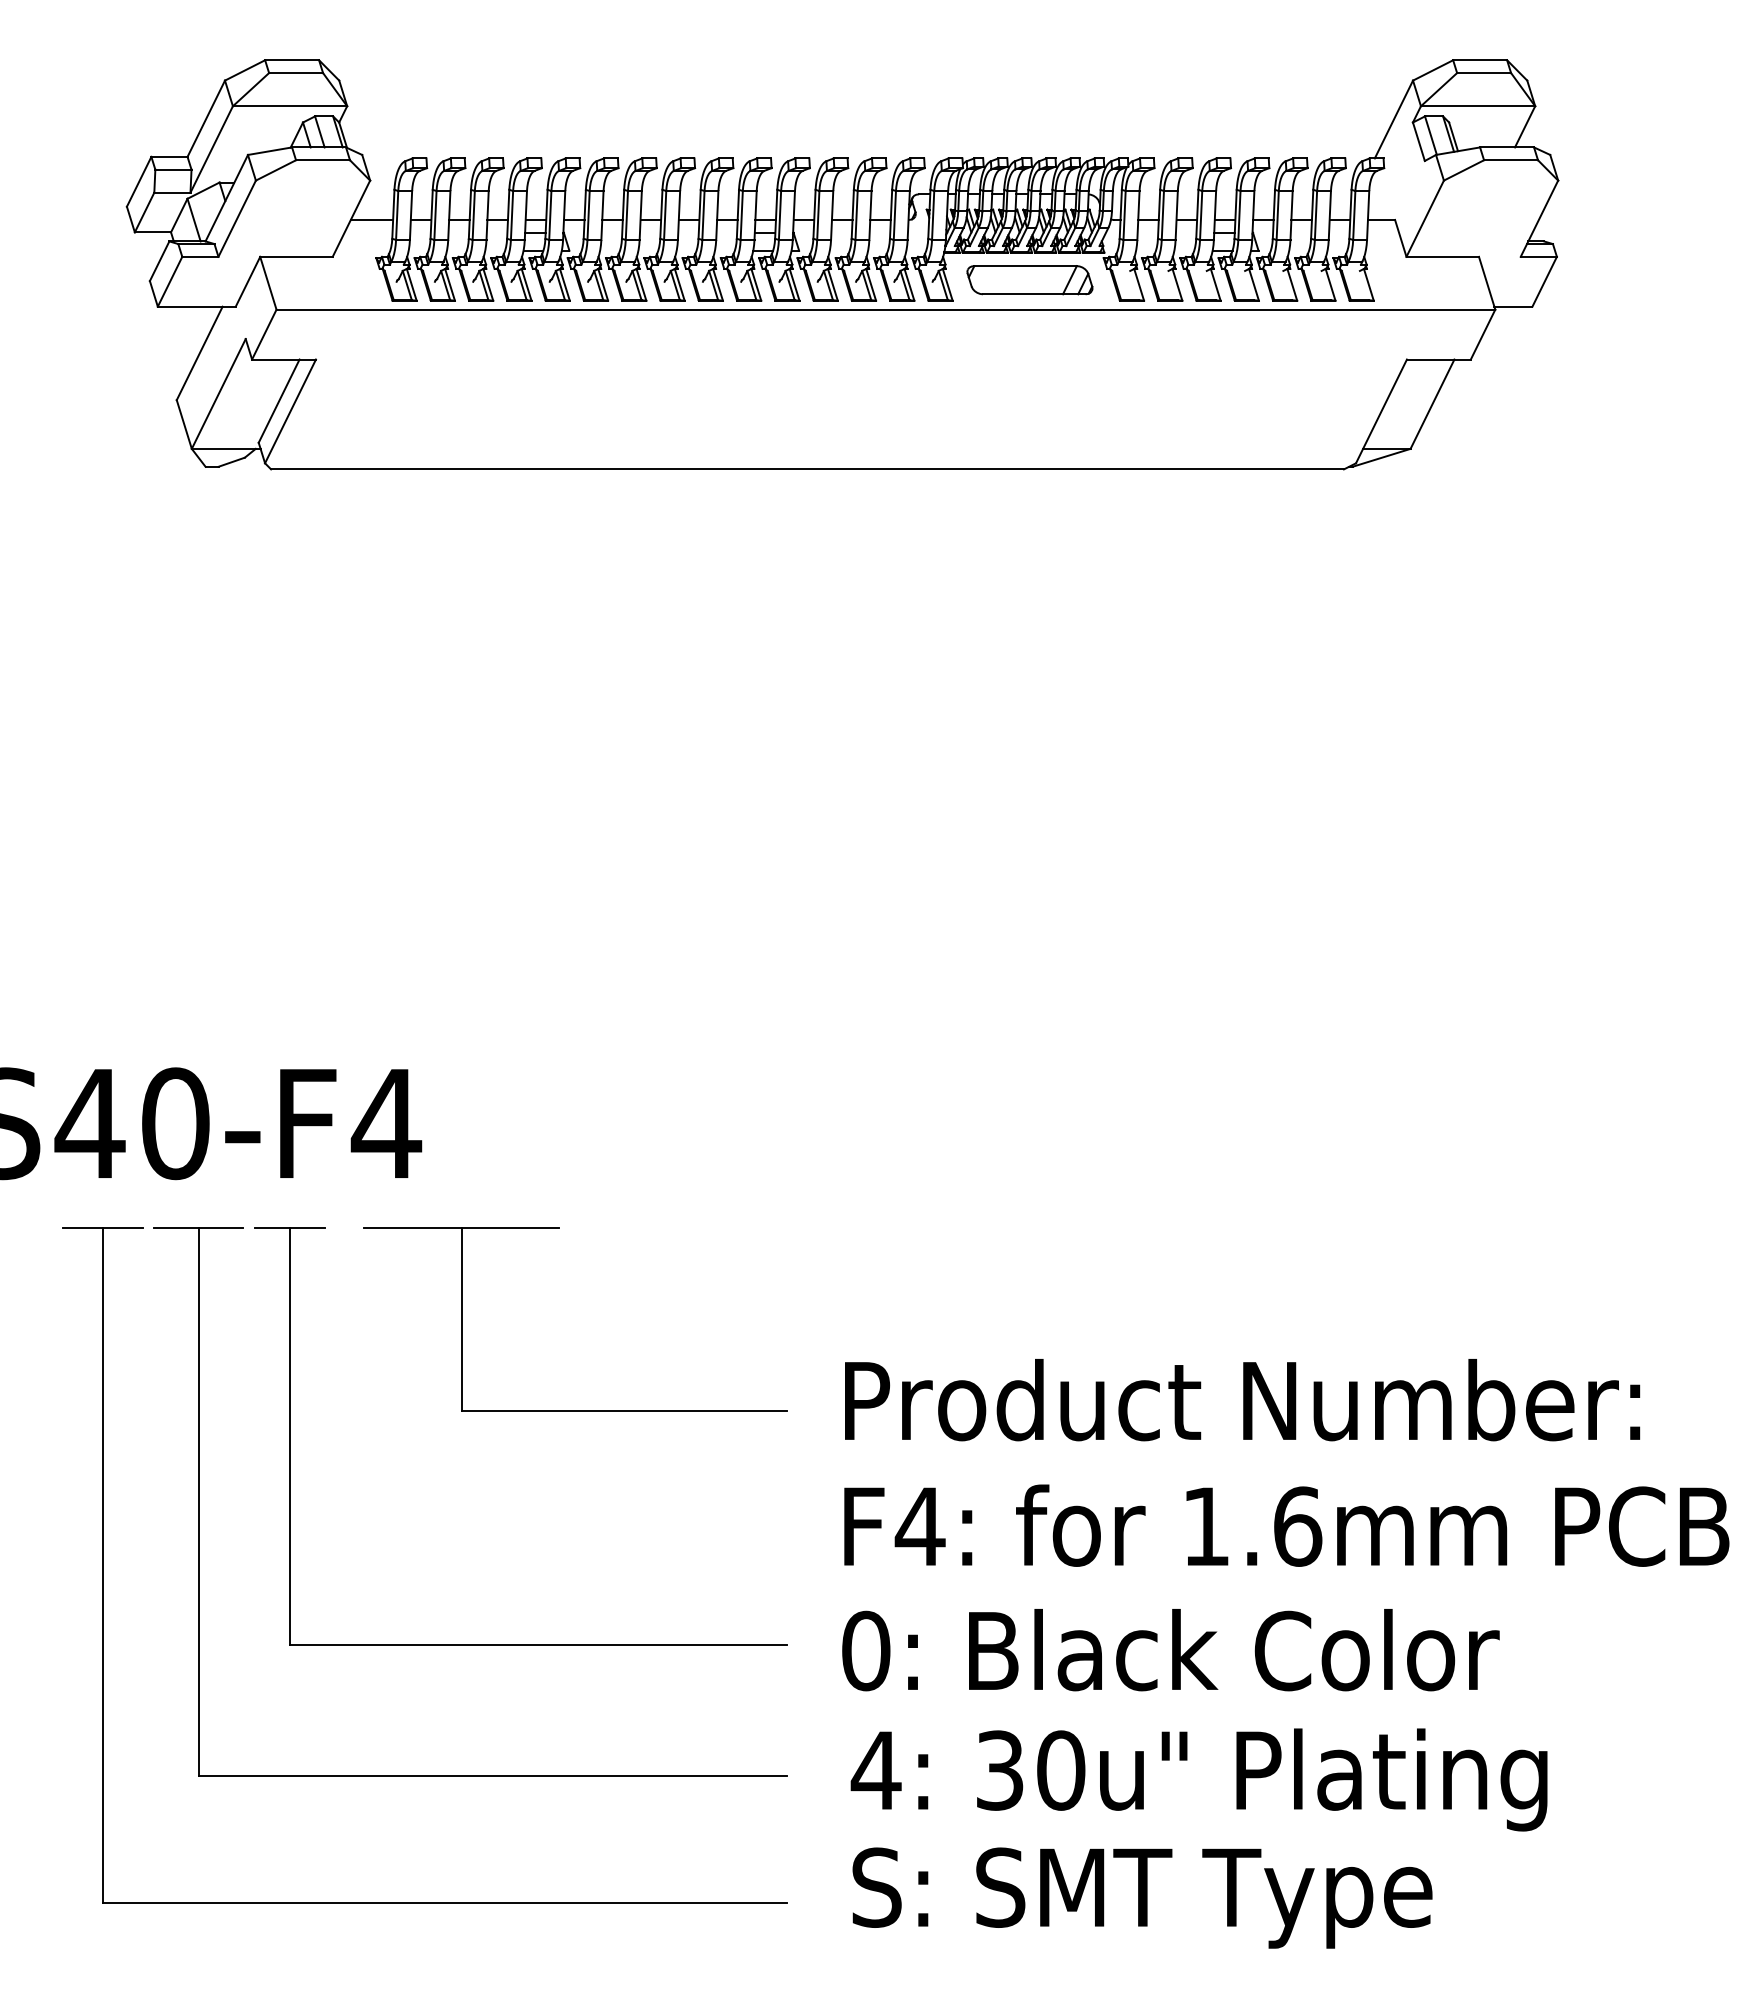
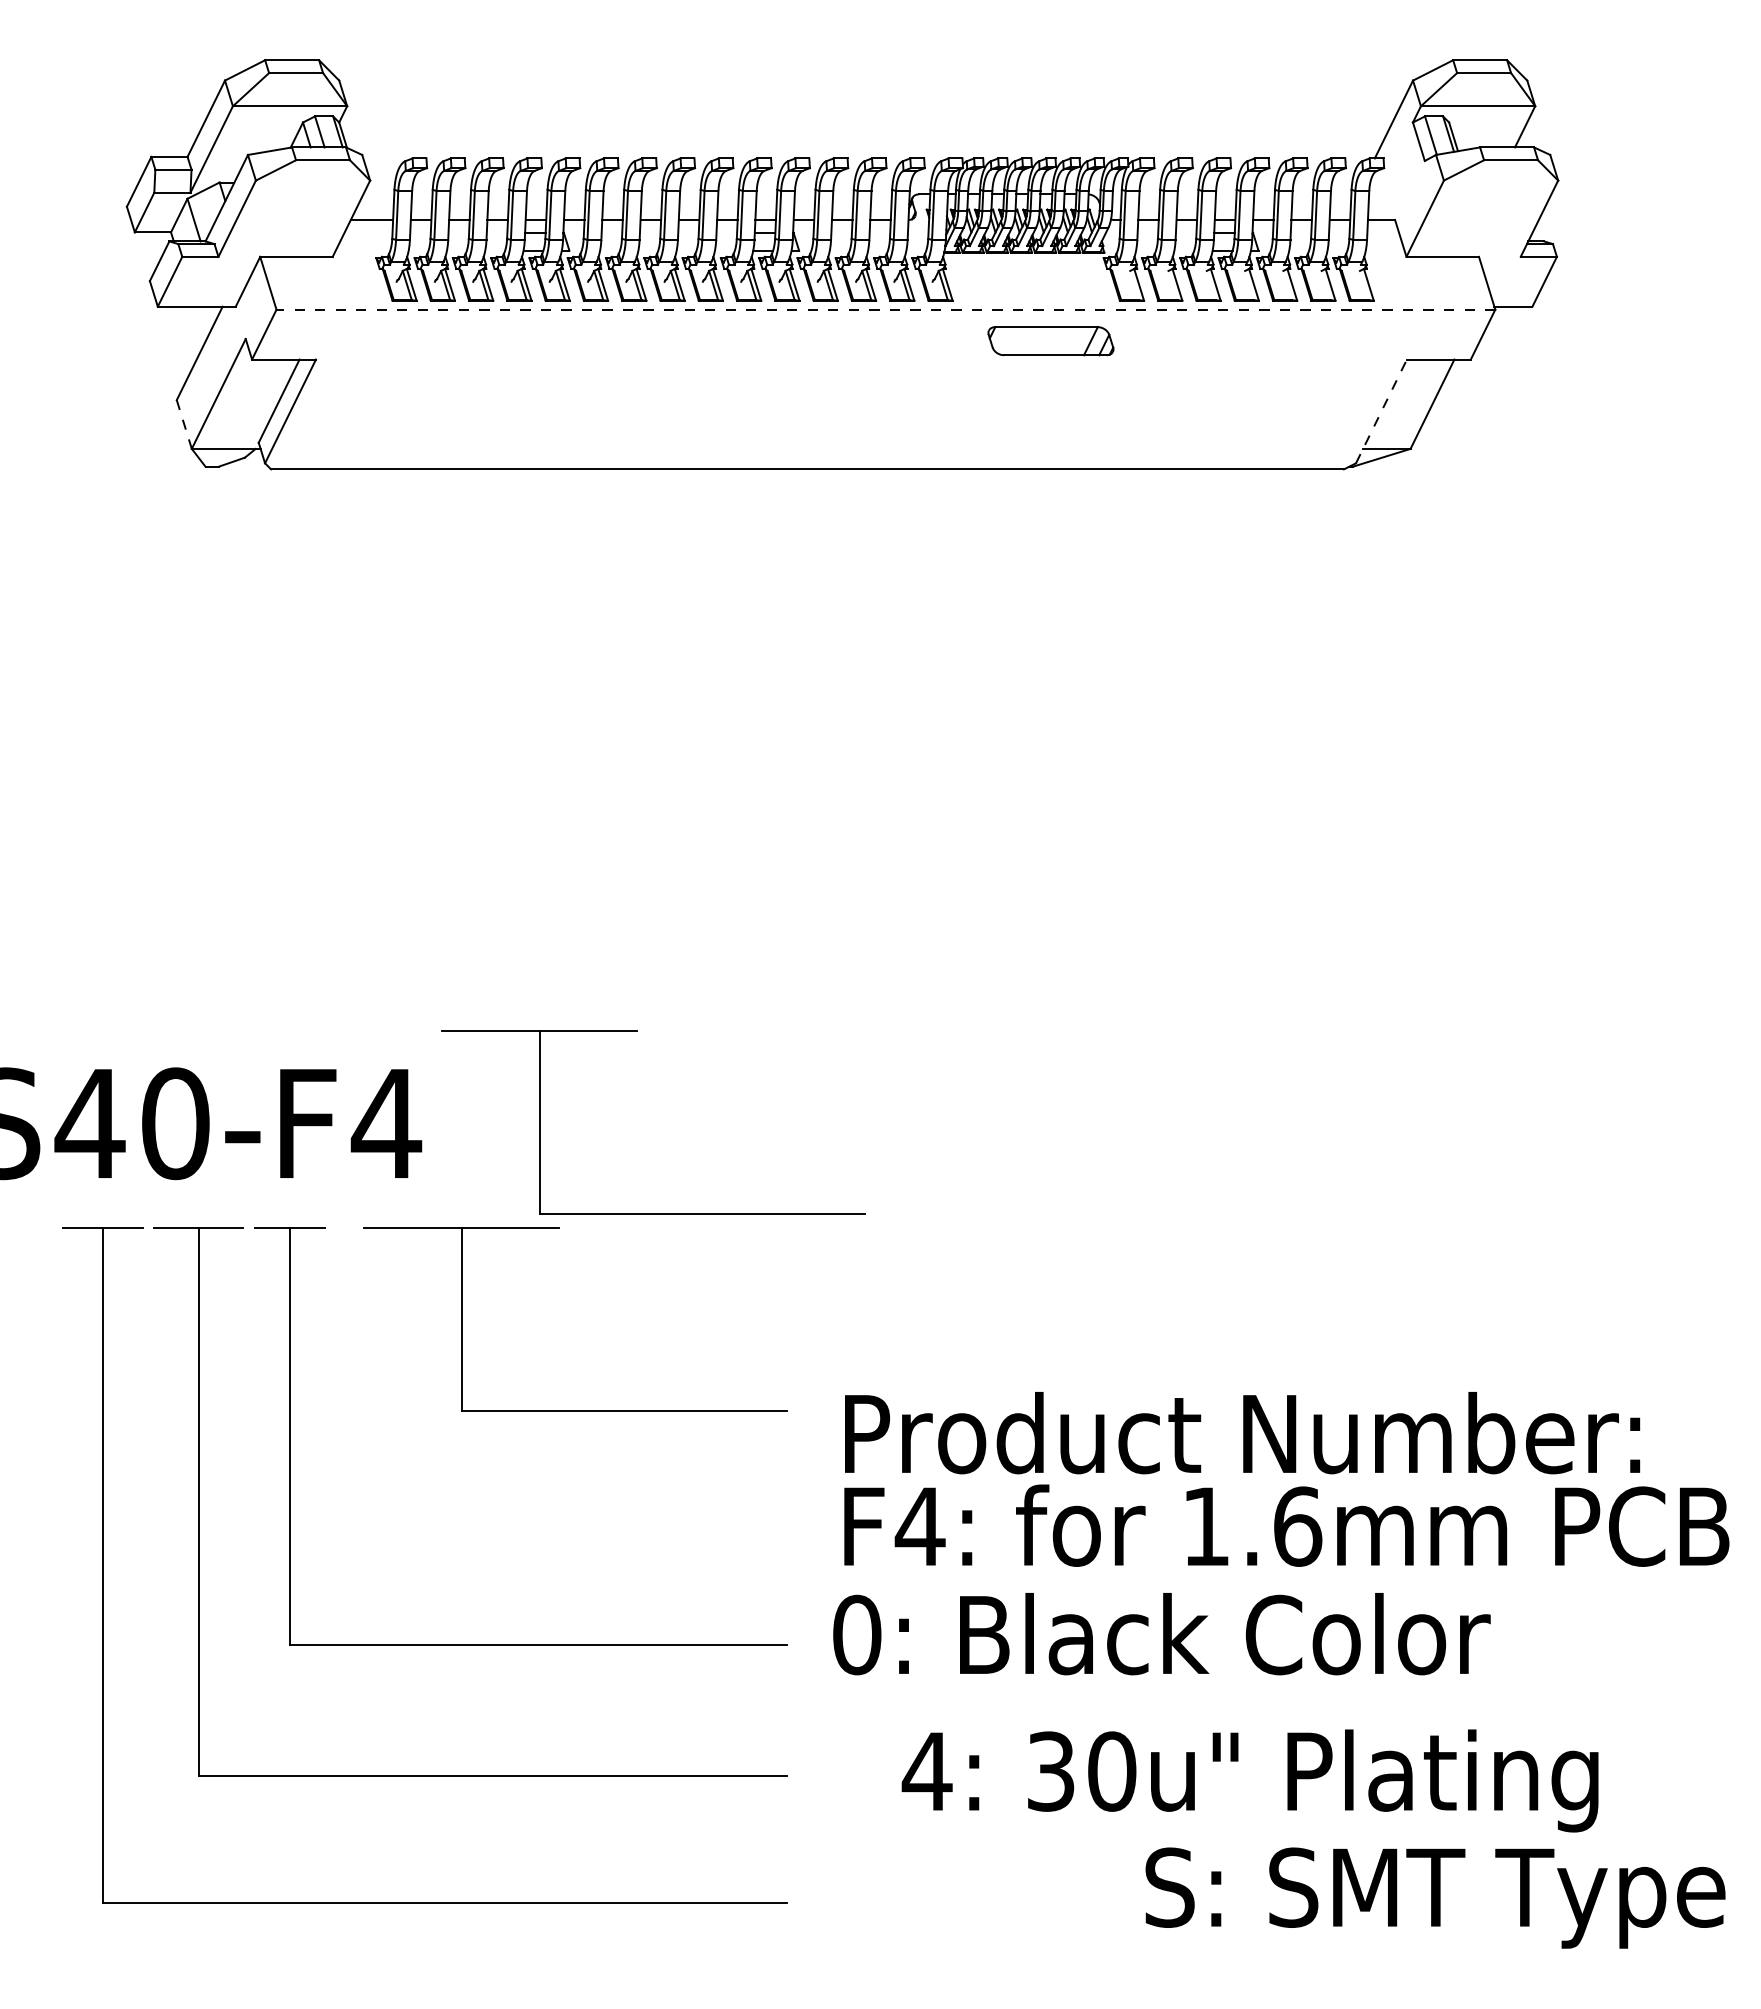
part position: (1029, 280) -> (1050, 341) (1050, 341)
line: solid -> dashed (885, 309)
line: solid -> dashed (1381, 411)
line: solid -> dashed (184, 425)
part: none -> present (653, 1213)
text position: (1242, 1400) -> (1242, 1433) (1242, 1433)
text position: (1170, 1650) -> (1161, 1634) (1161, 1634)
text position: (1198, 1779) -> (1249, 1780) (1249, 1780)
text position: (1142, 1897) -> (1435, 1897) (1435, 1897)
